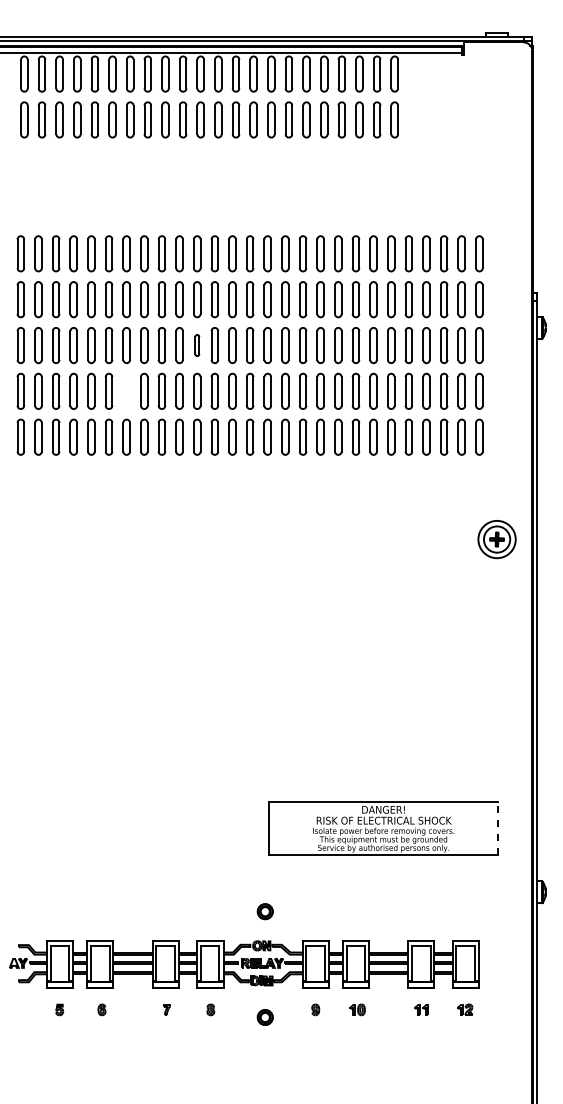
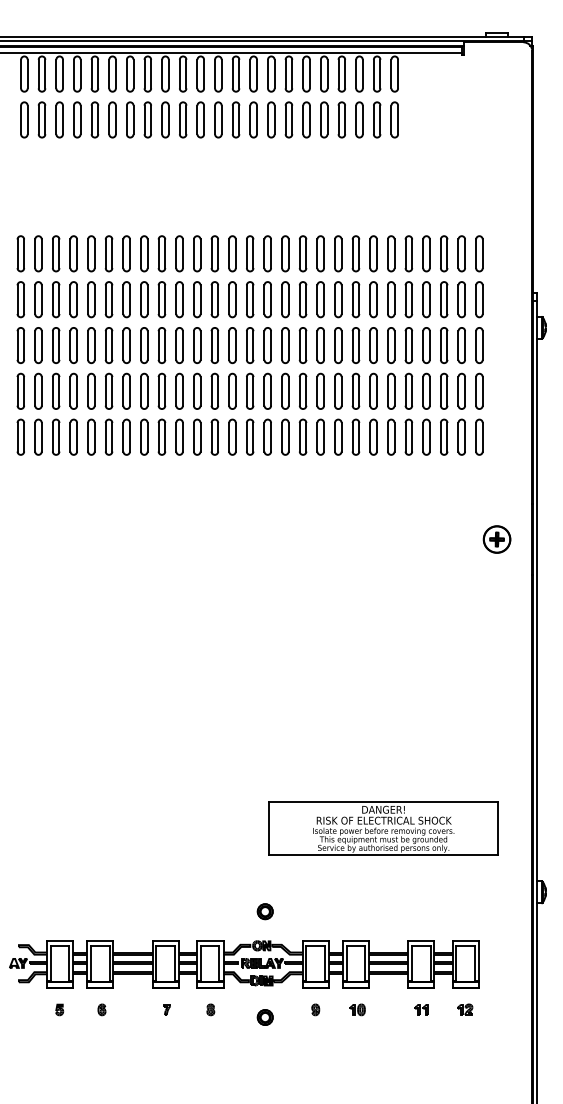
part size: 7x23 px -> 9x37 px (197, 345)
part: none -> present (126, 390)
circle diameter: 37 px -> 27 px (496, 539)
line: dashed -> solid (498, 828)
